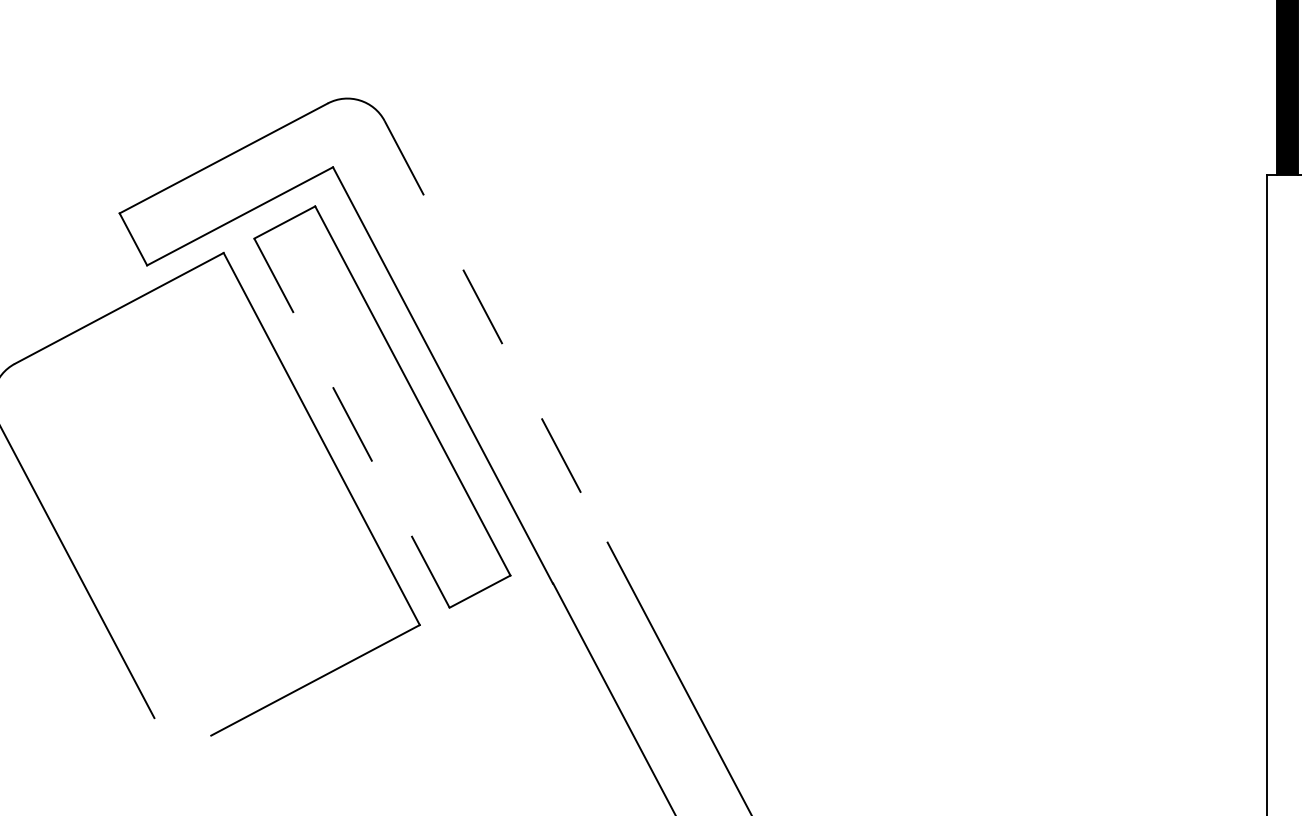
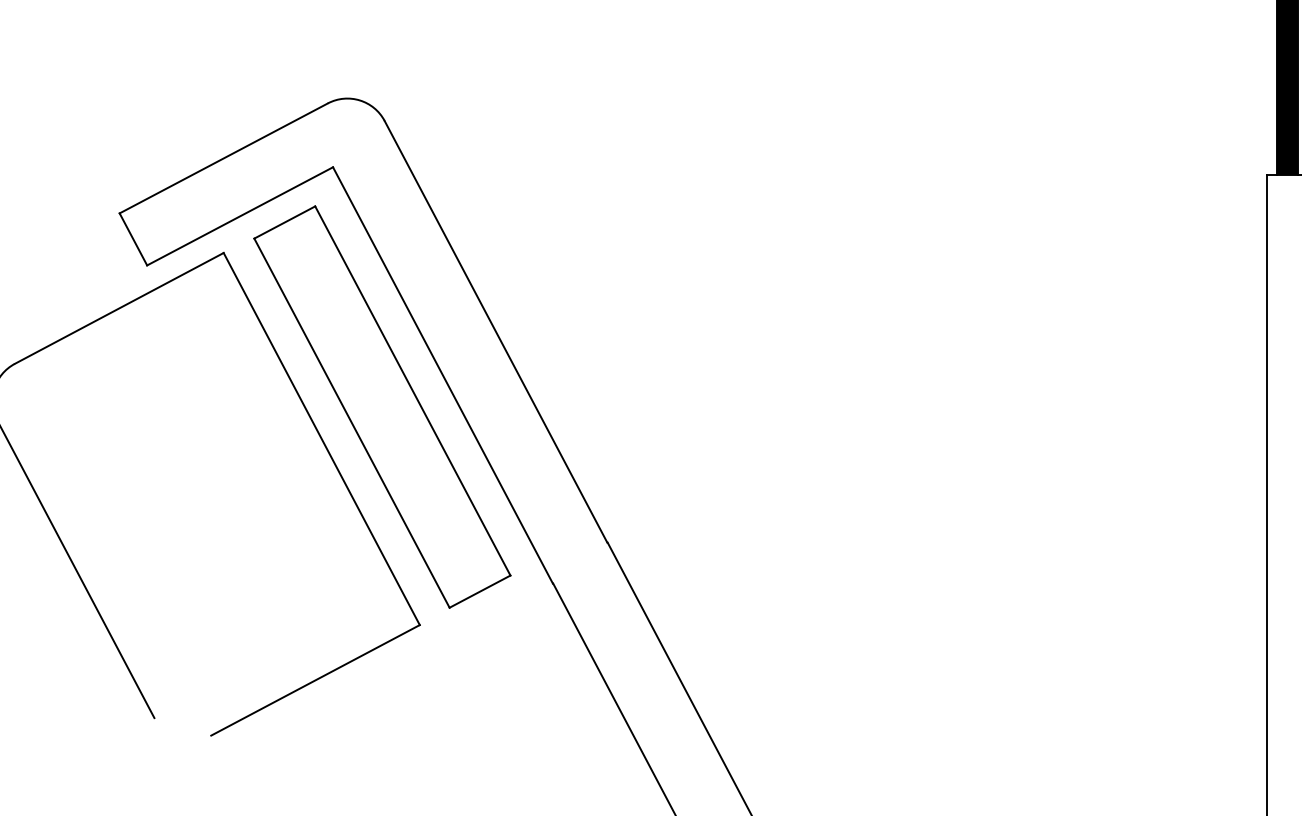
line: dashed -> solid (496, 332)
line: dashed -> solid (351, 423)
